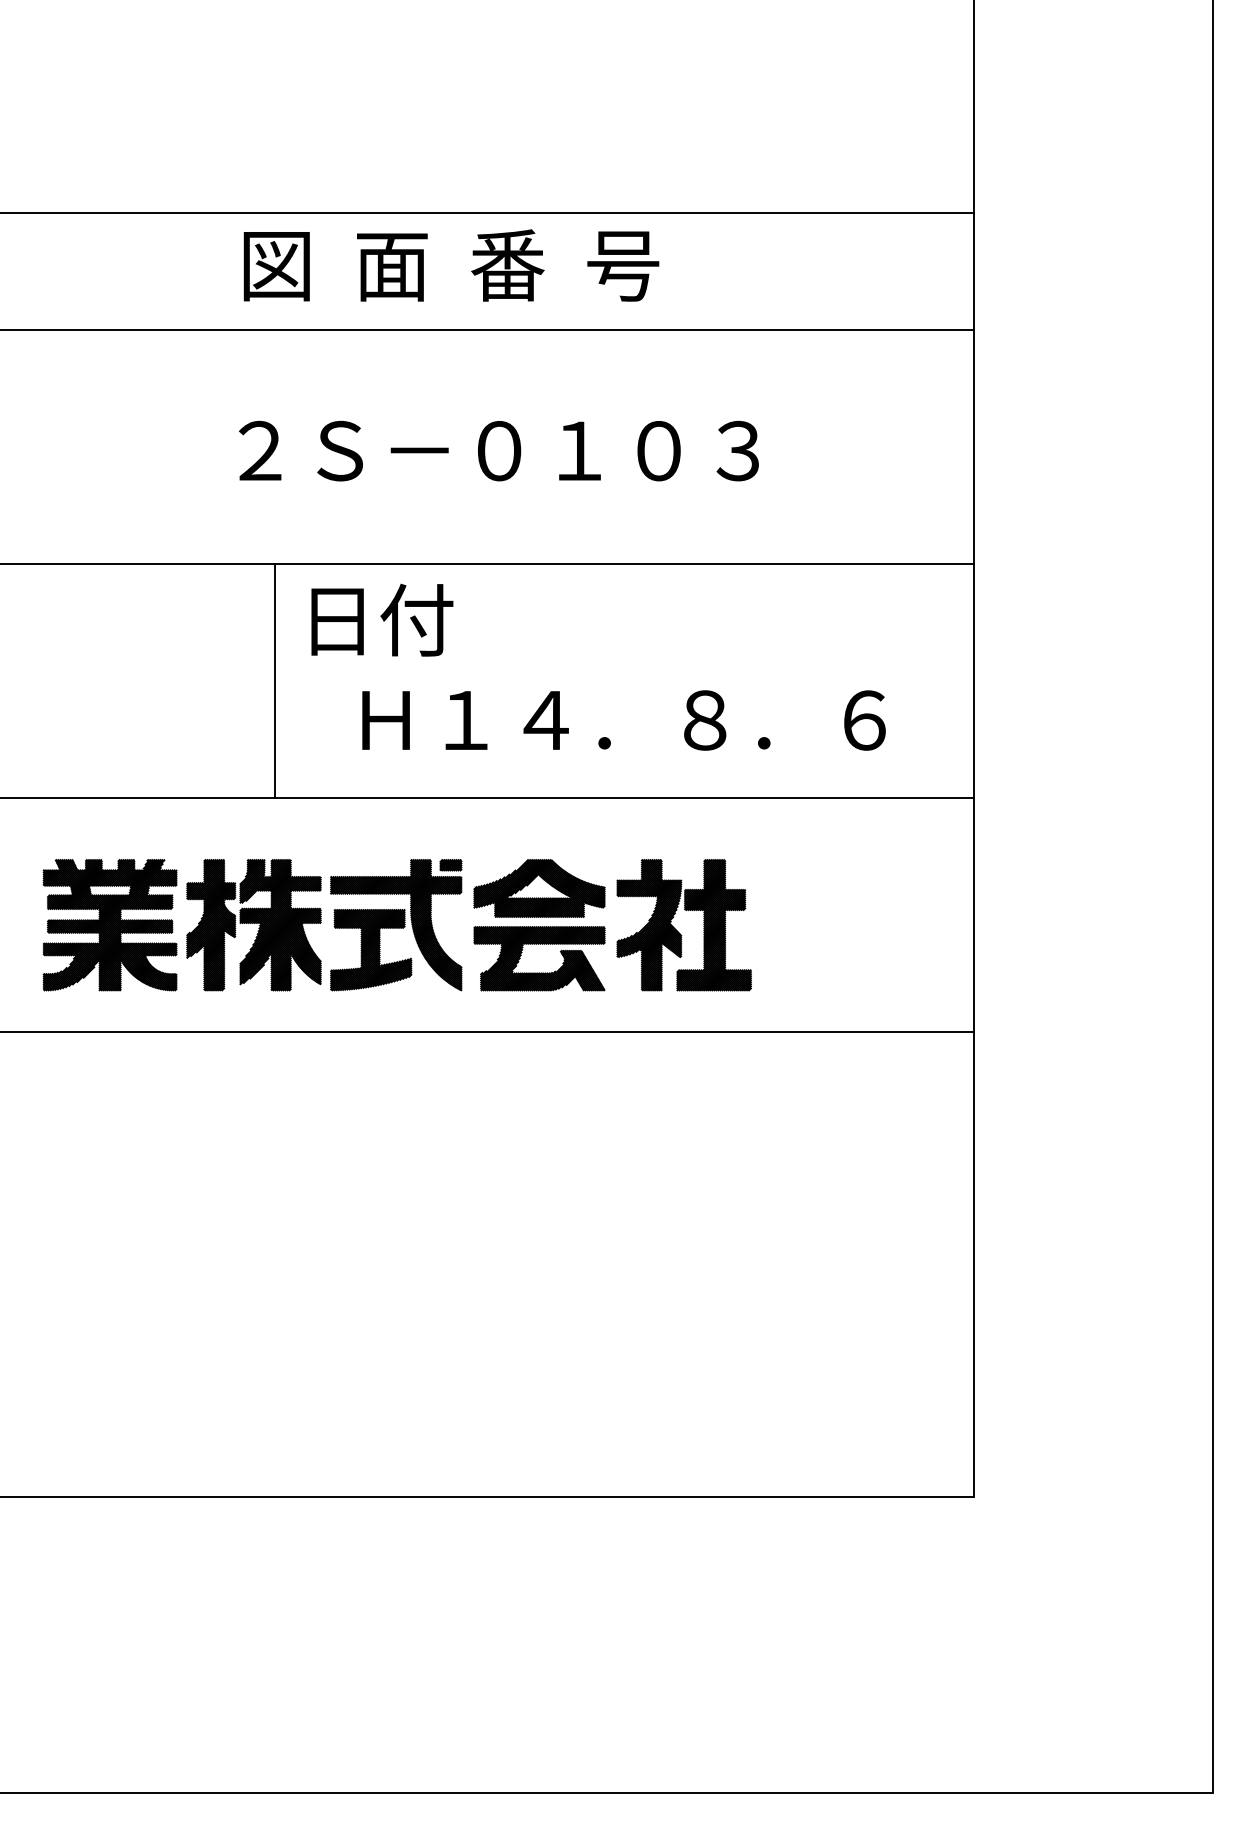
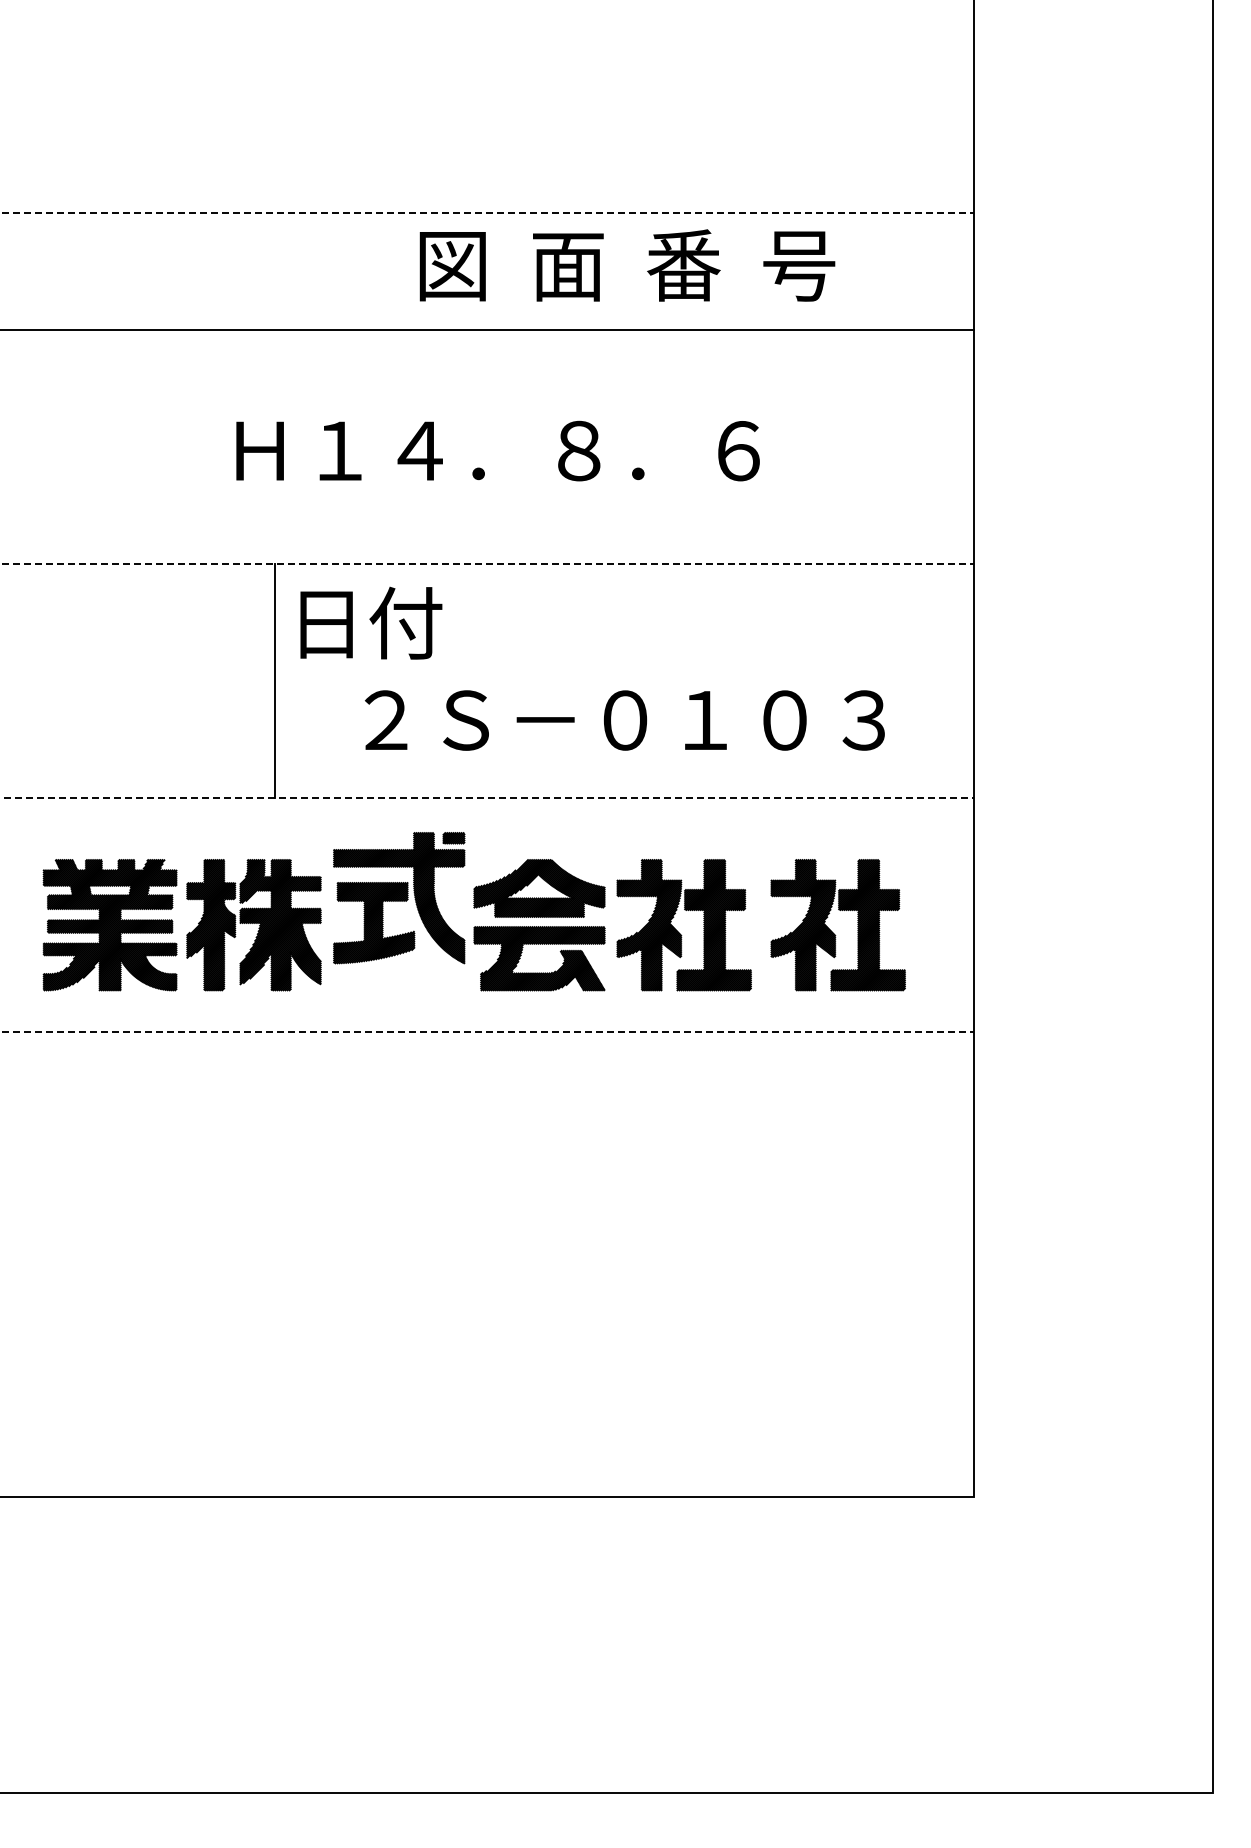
line: solid -> dashed (487, 213)
text position: (451, 265) -> (627, 265) (627, 265)
text: ２Ｓ－０１０３ -> Ｈ１４．８．６ (497, 450)
line: solid -> dashed (487, 564)
text position: (382, 619) -> (371, 622) (371, 622)
text: Ｈ１４．８．６ -> ２Ｓ－０１０３ (623, 720)
line: solid -> dashed (487, 798)
part position: (396, 925) -> (399, 898) (399, 898)
part: none -> present (831, 930)
line: solid -> dashed (487, 1032)
